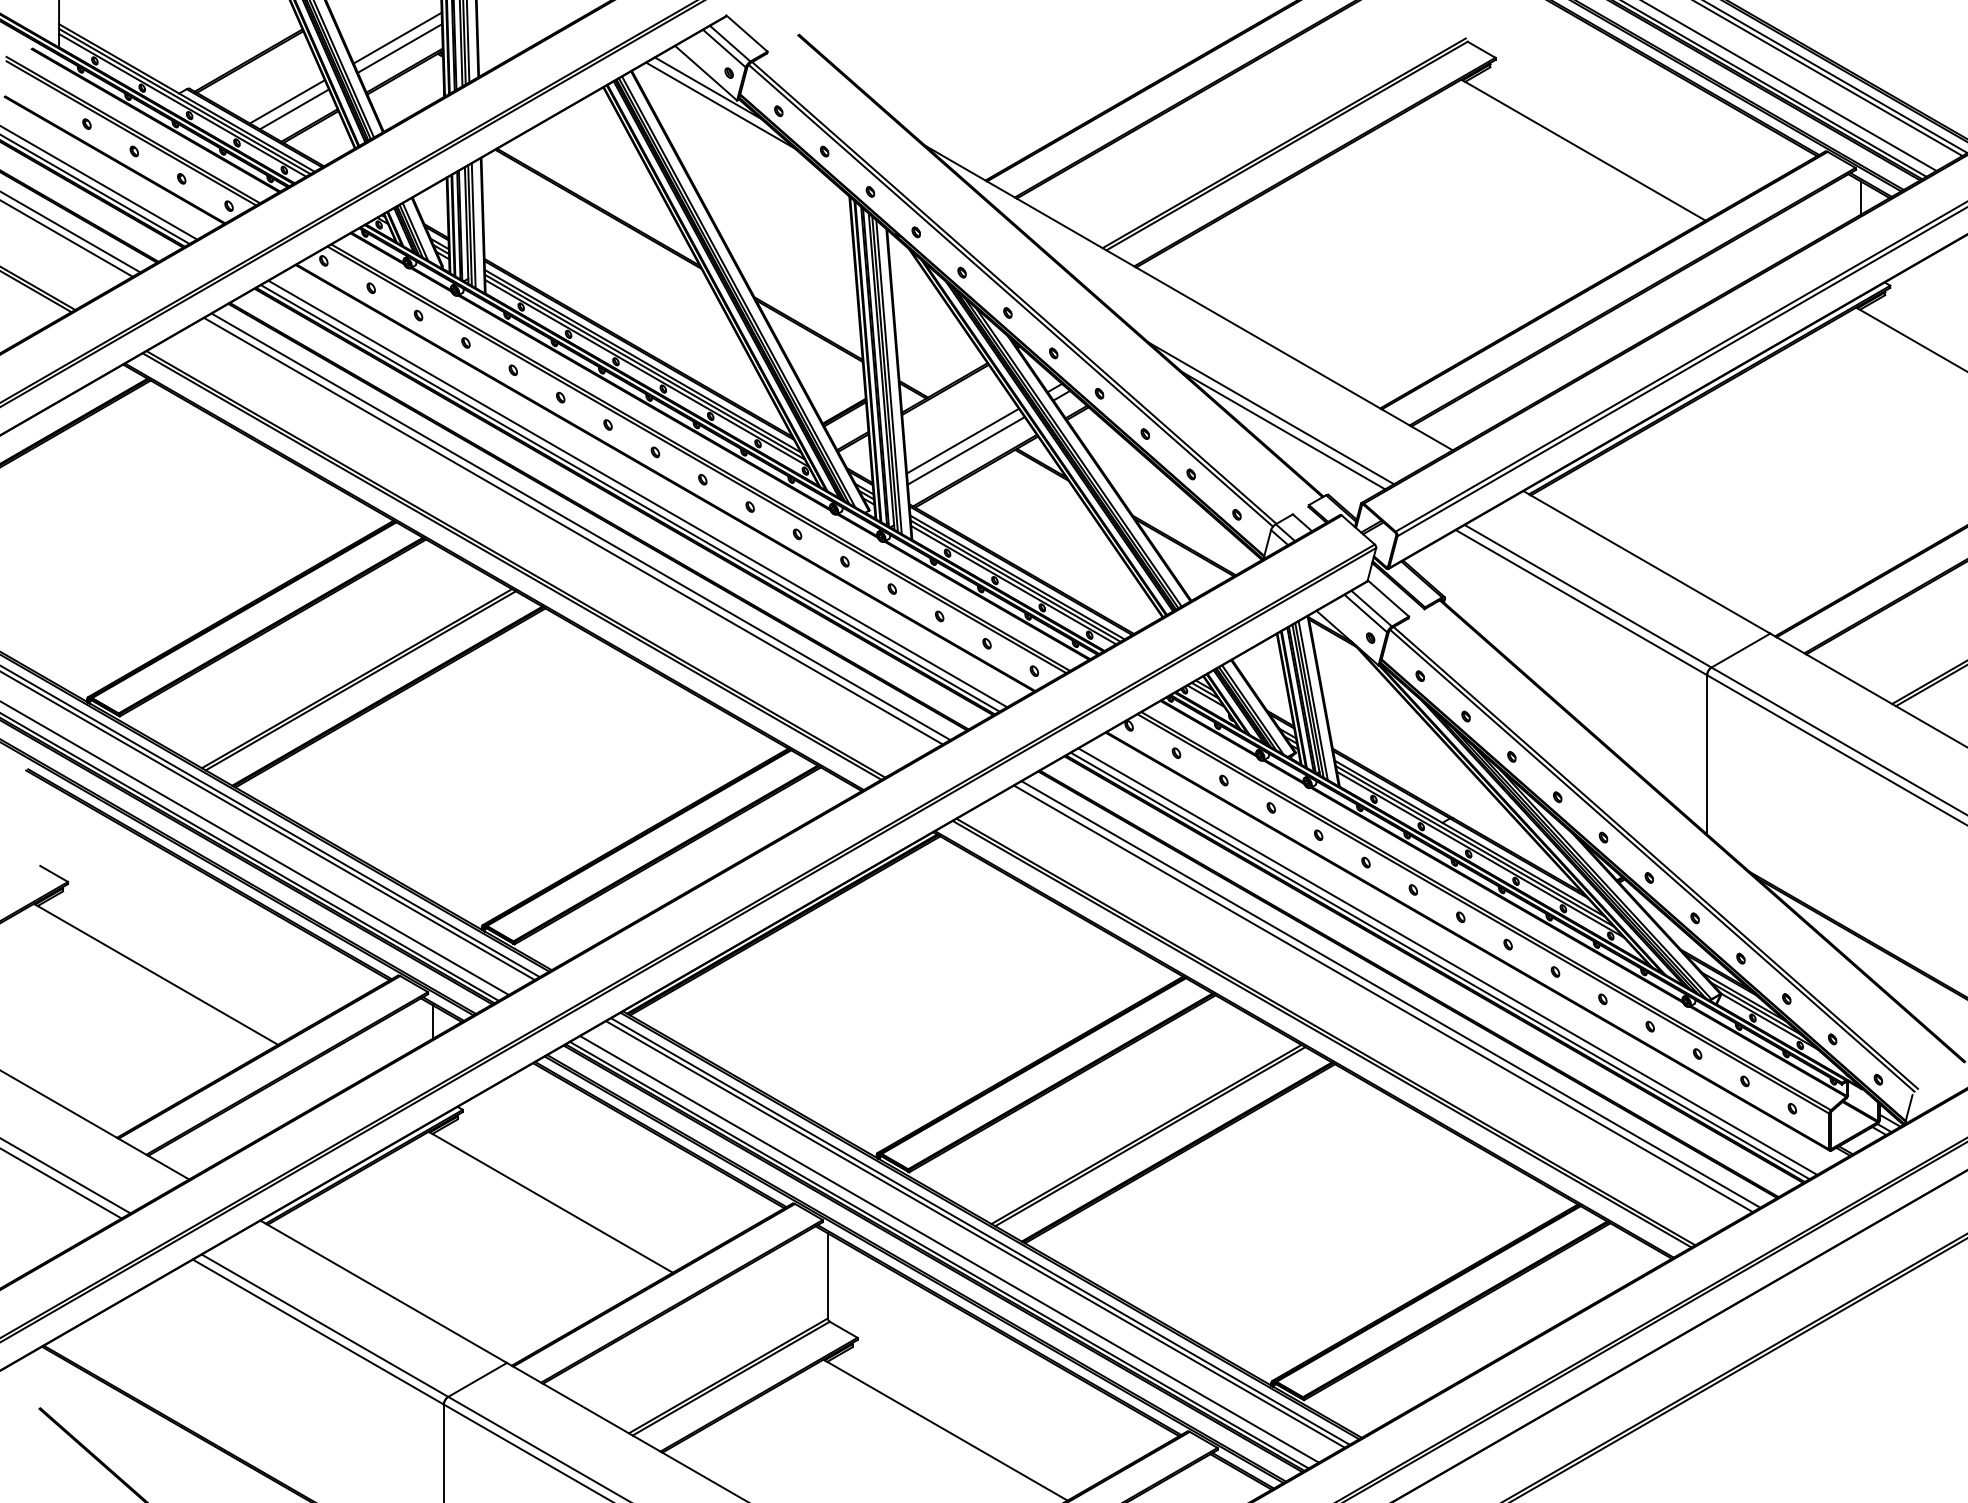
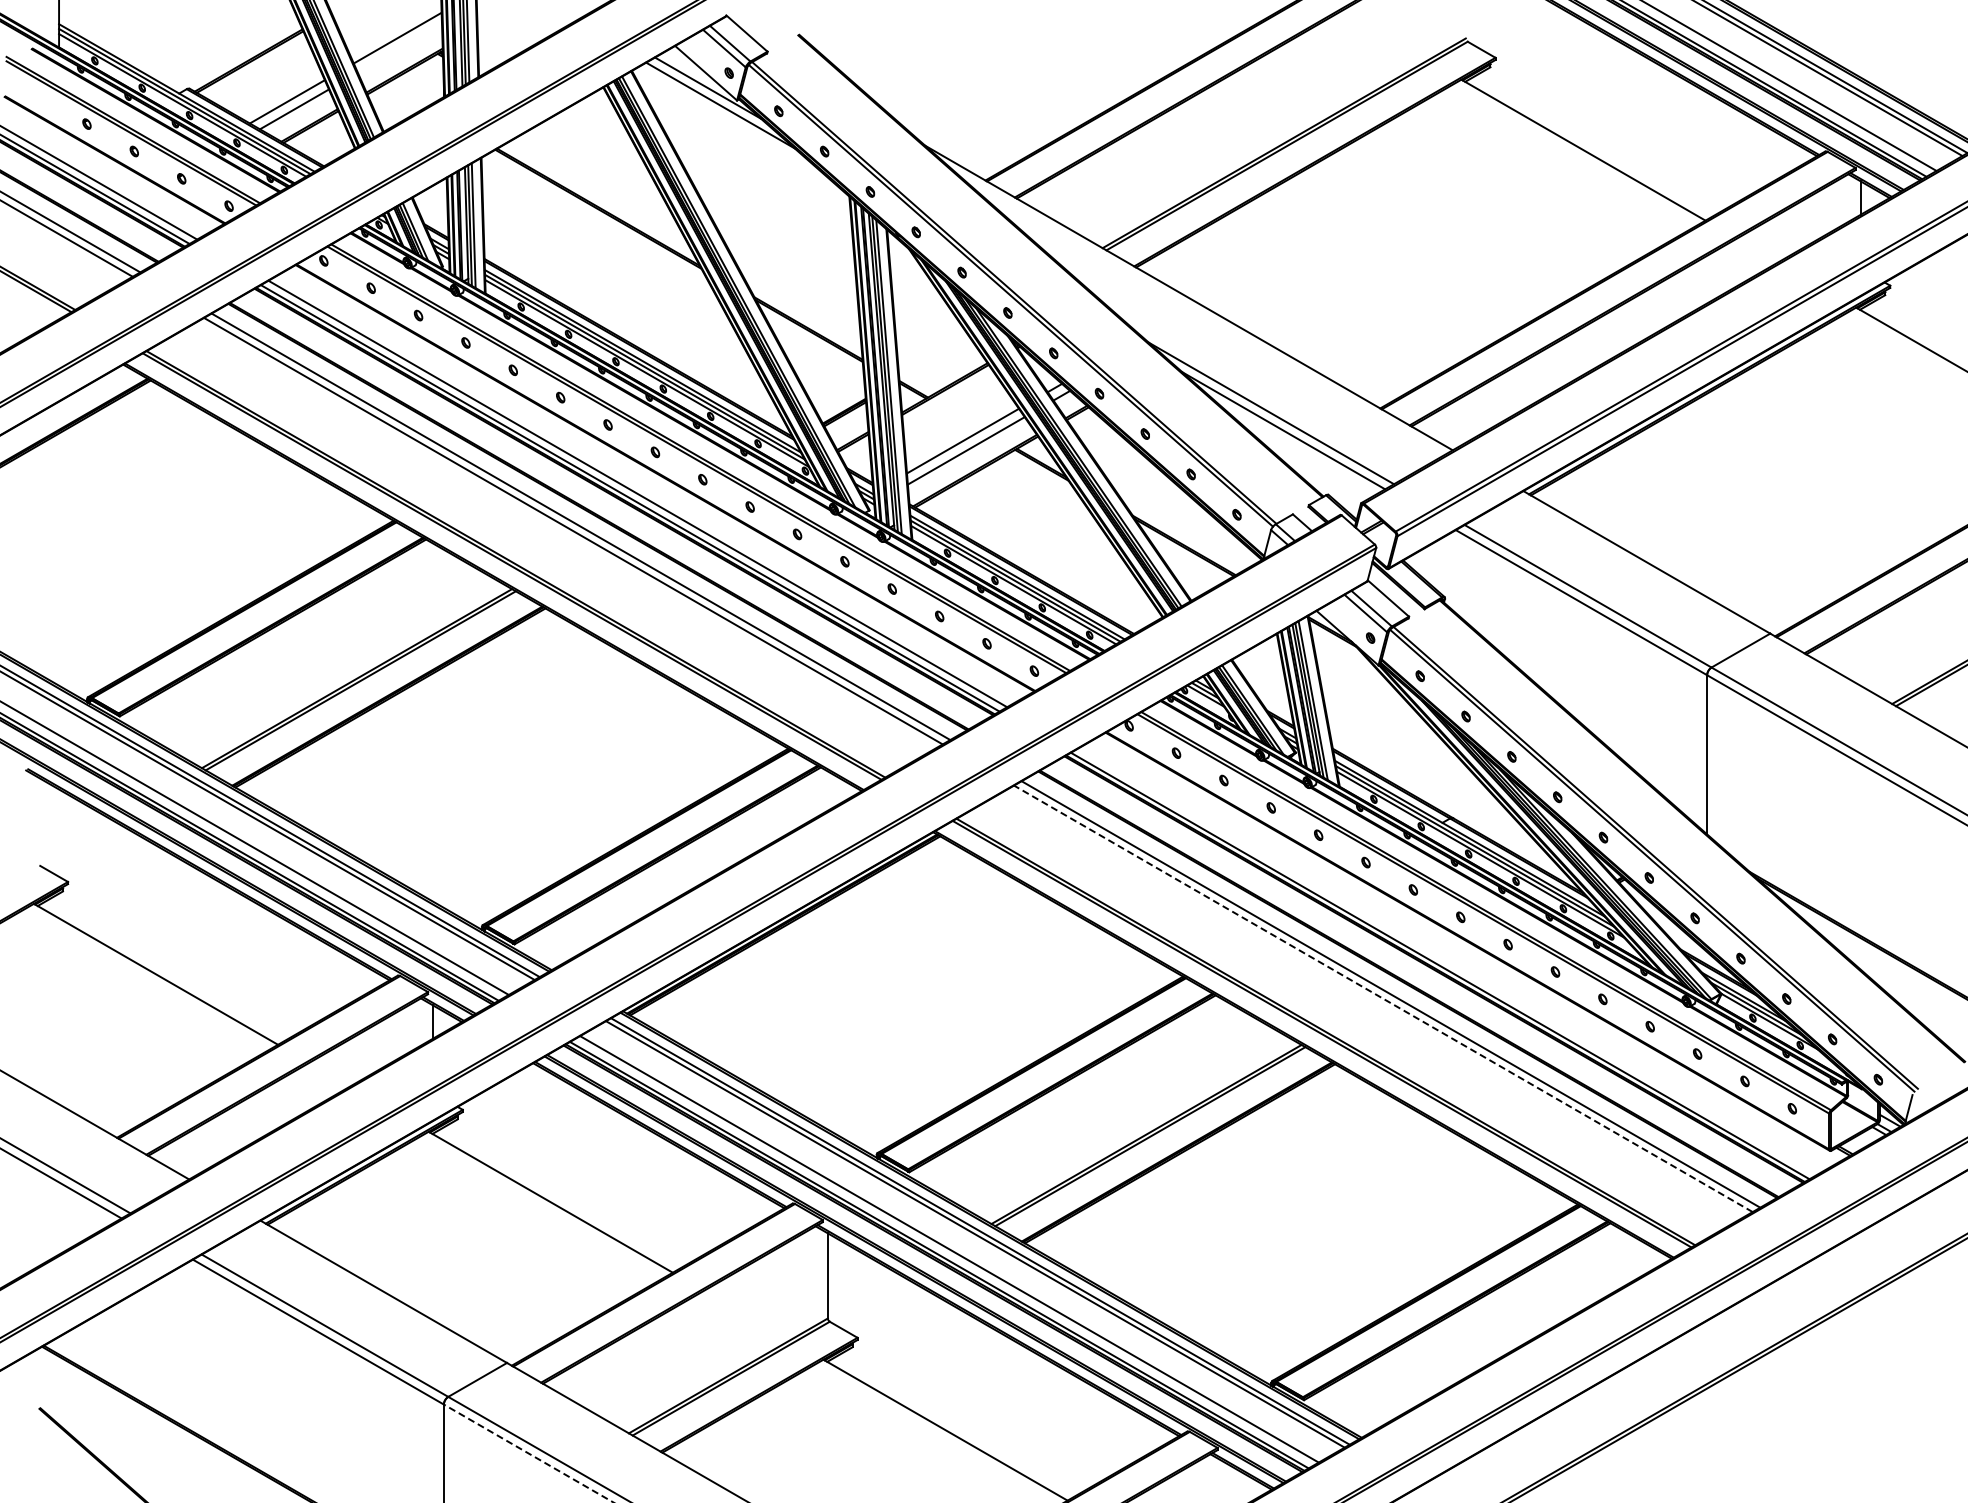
line: present -> none (399, 48)
line: present -> none (1447, 961)
line: solid -> dashed (1382, 998)
line: solid -> dashed (528, 1453)
